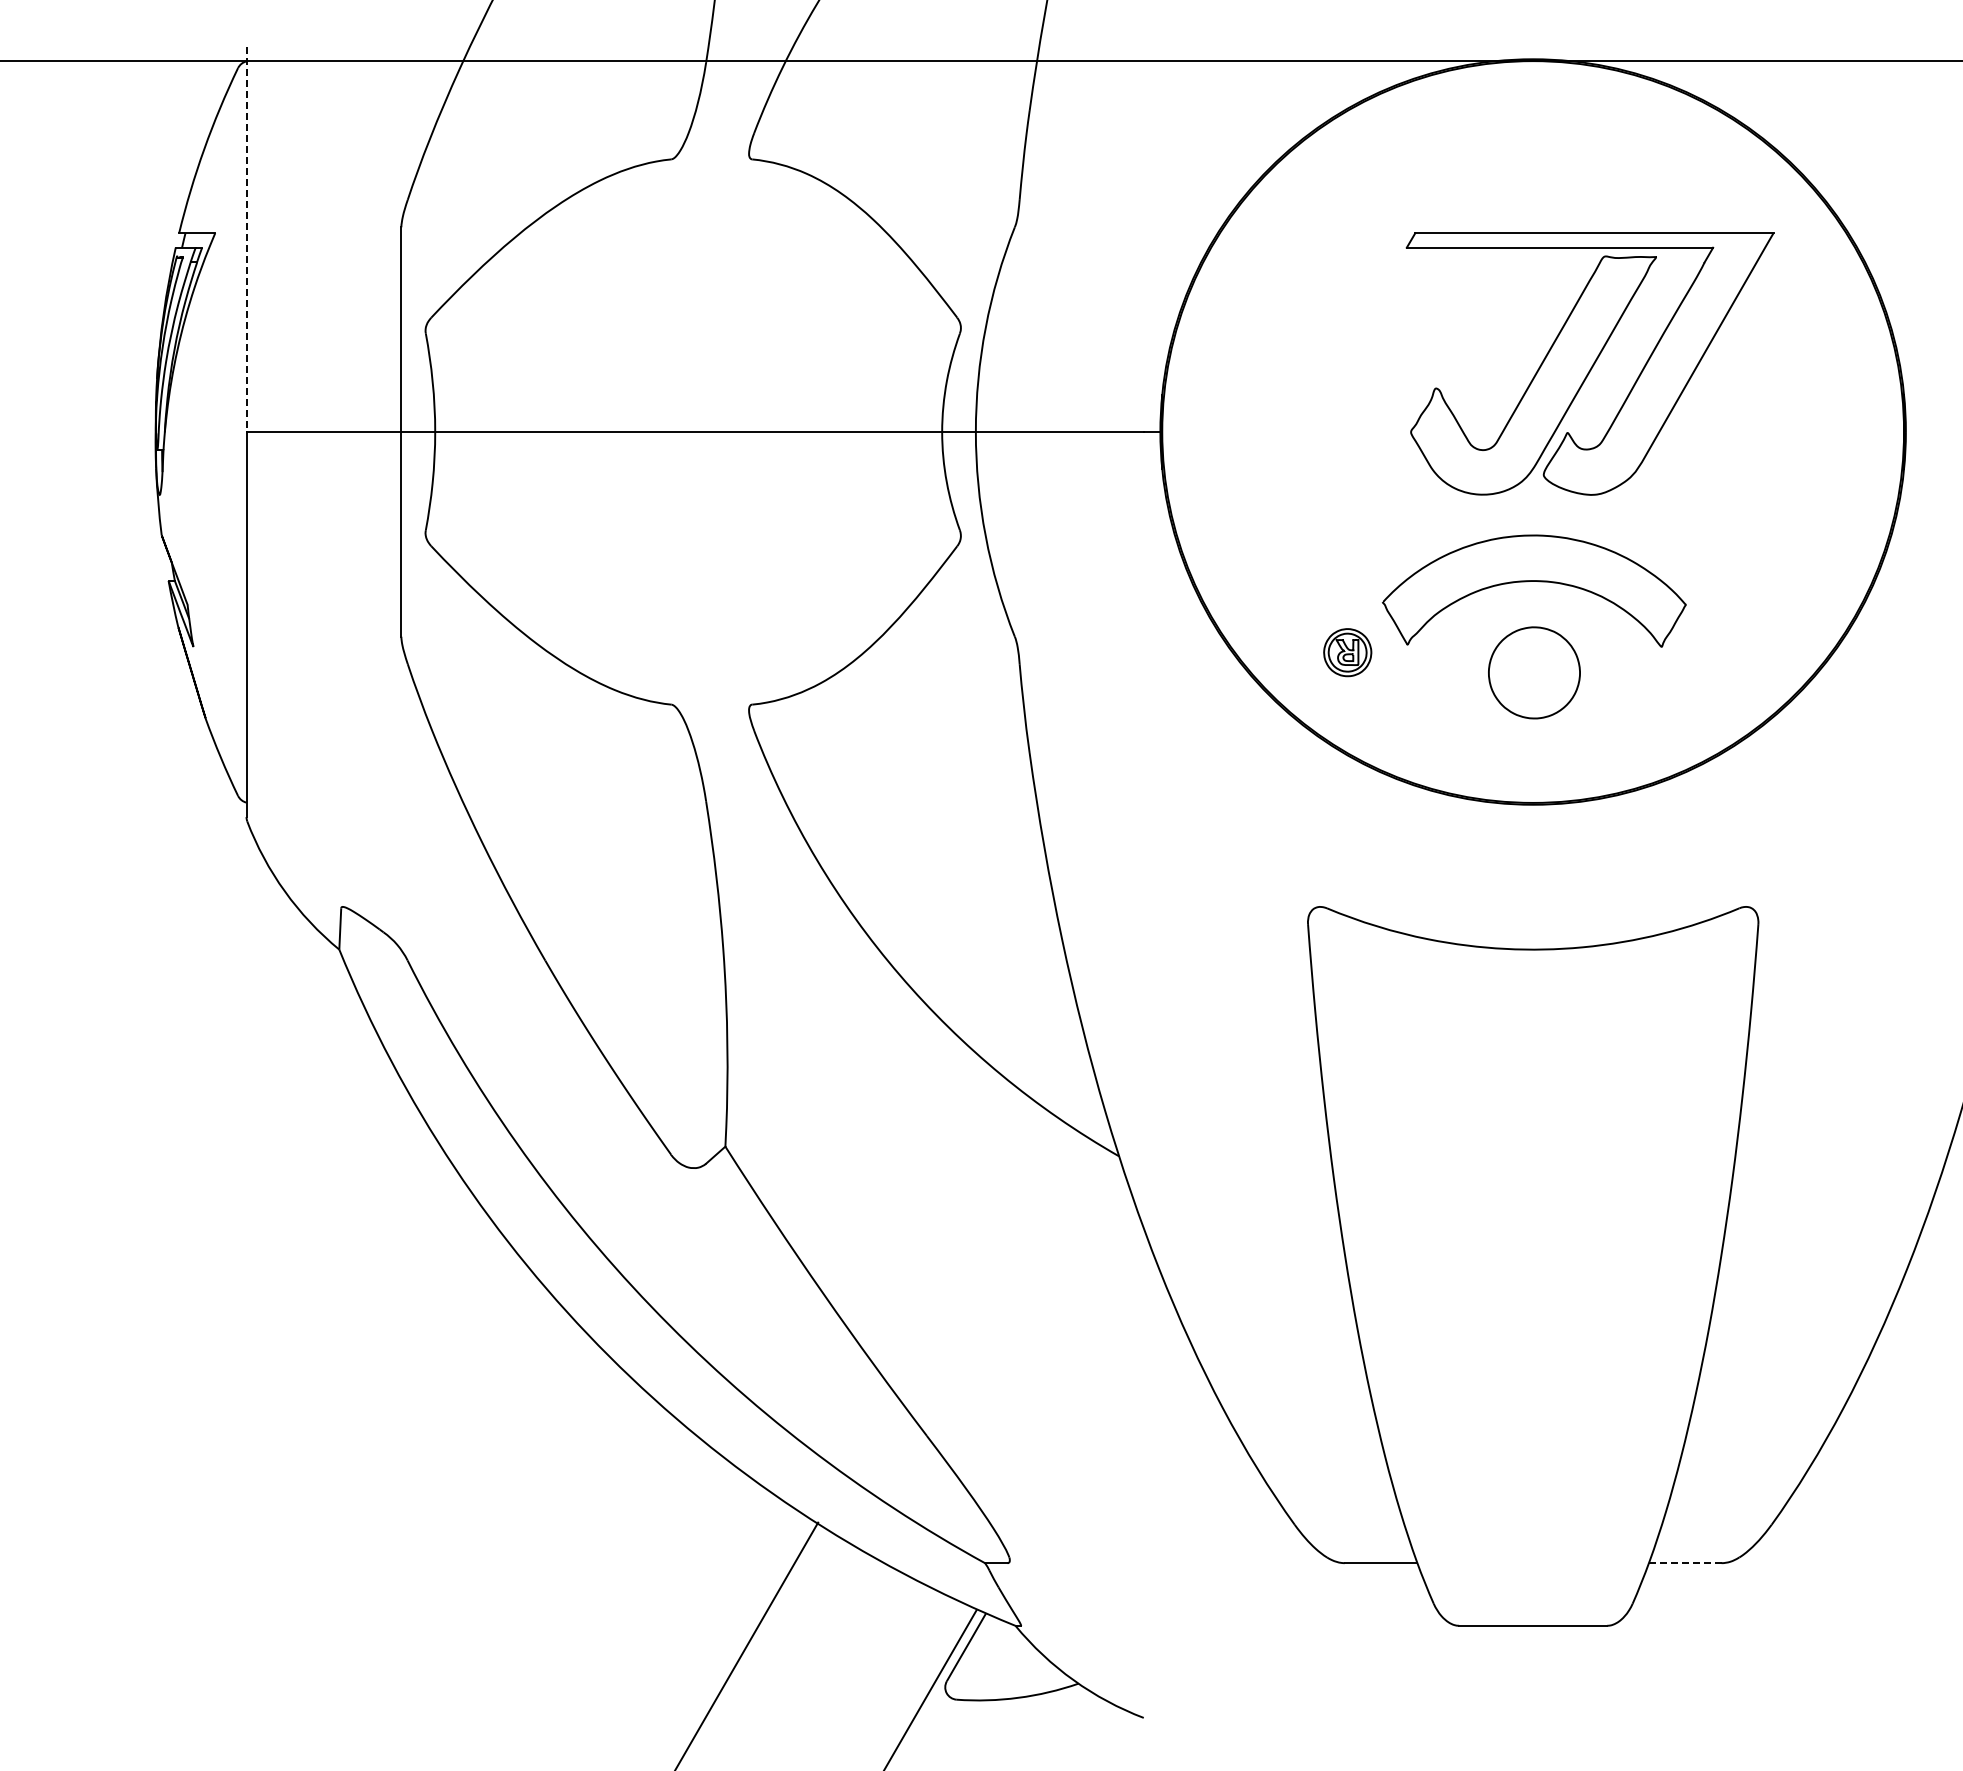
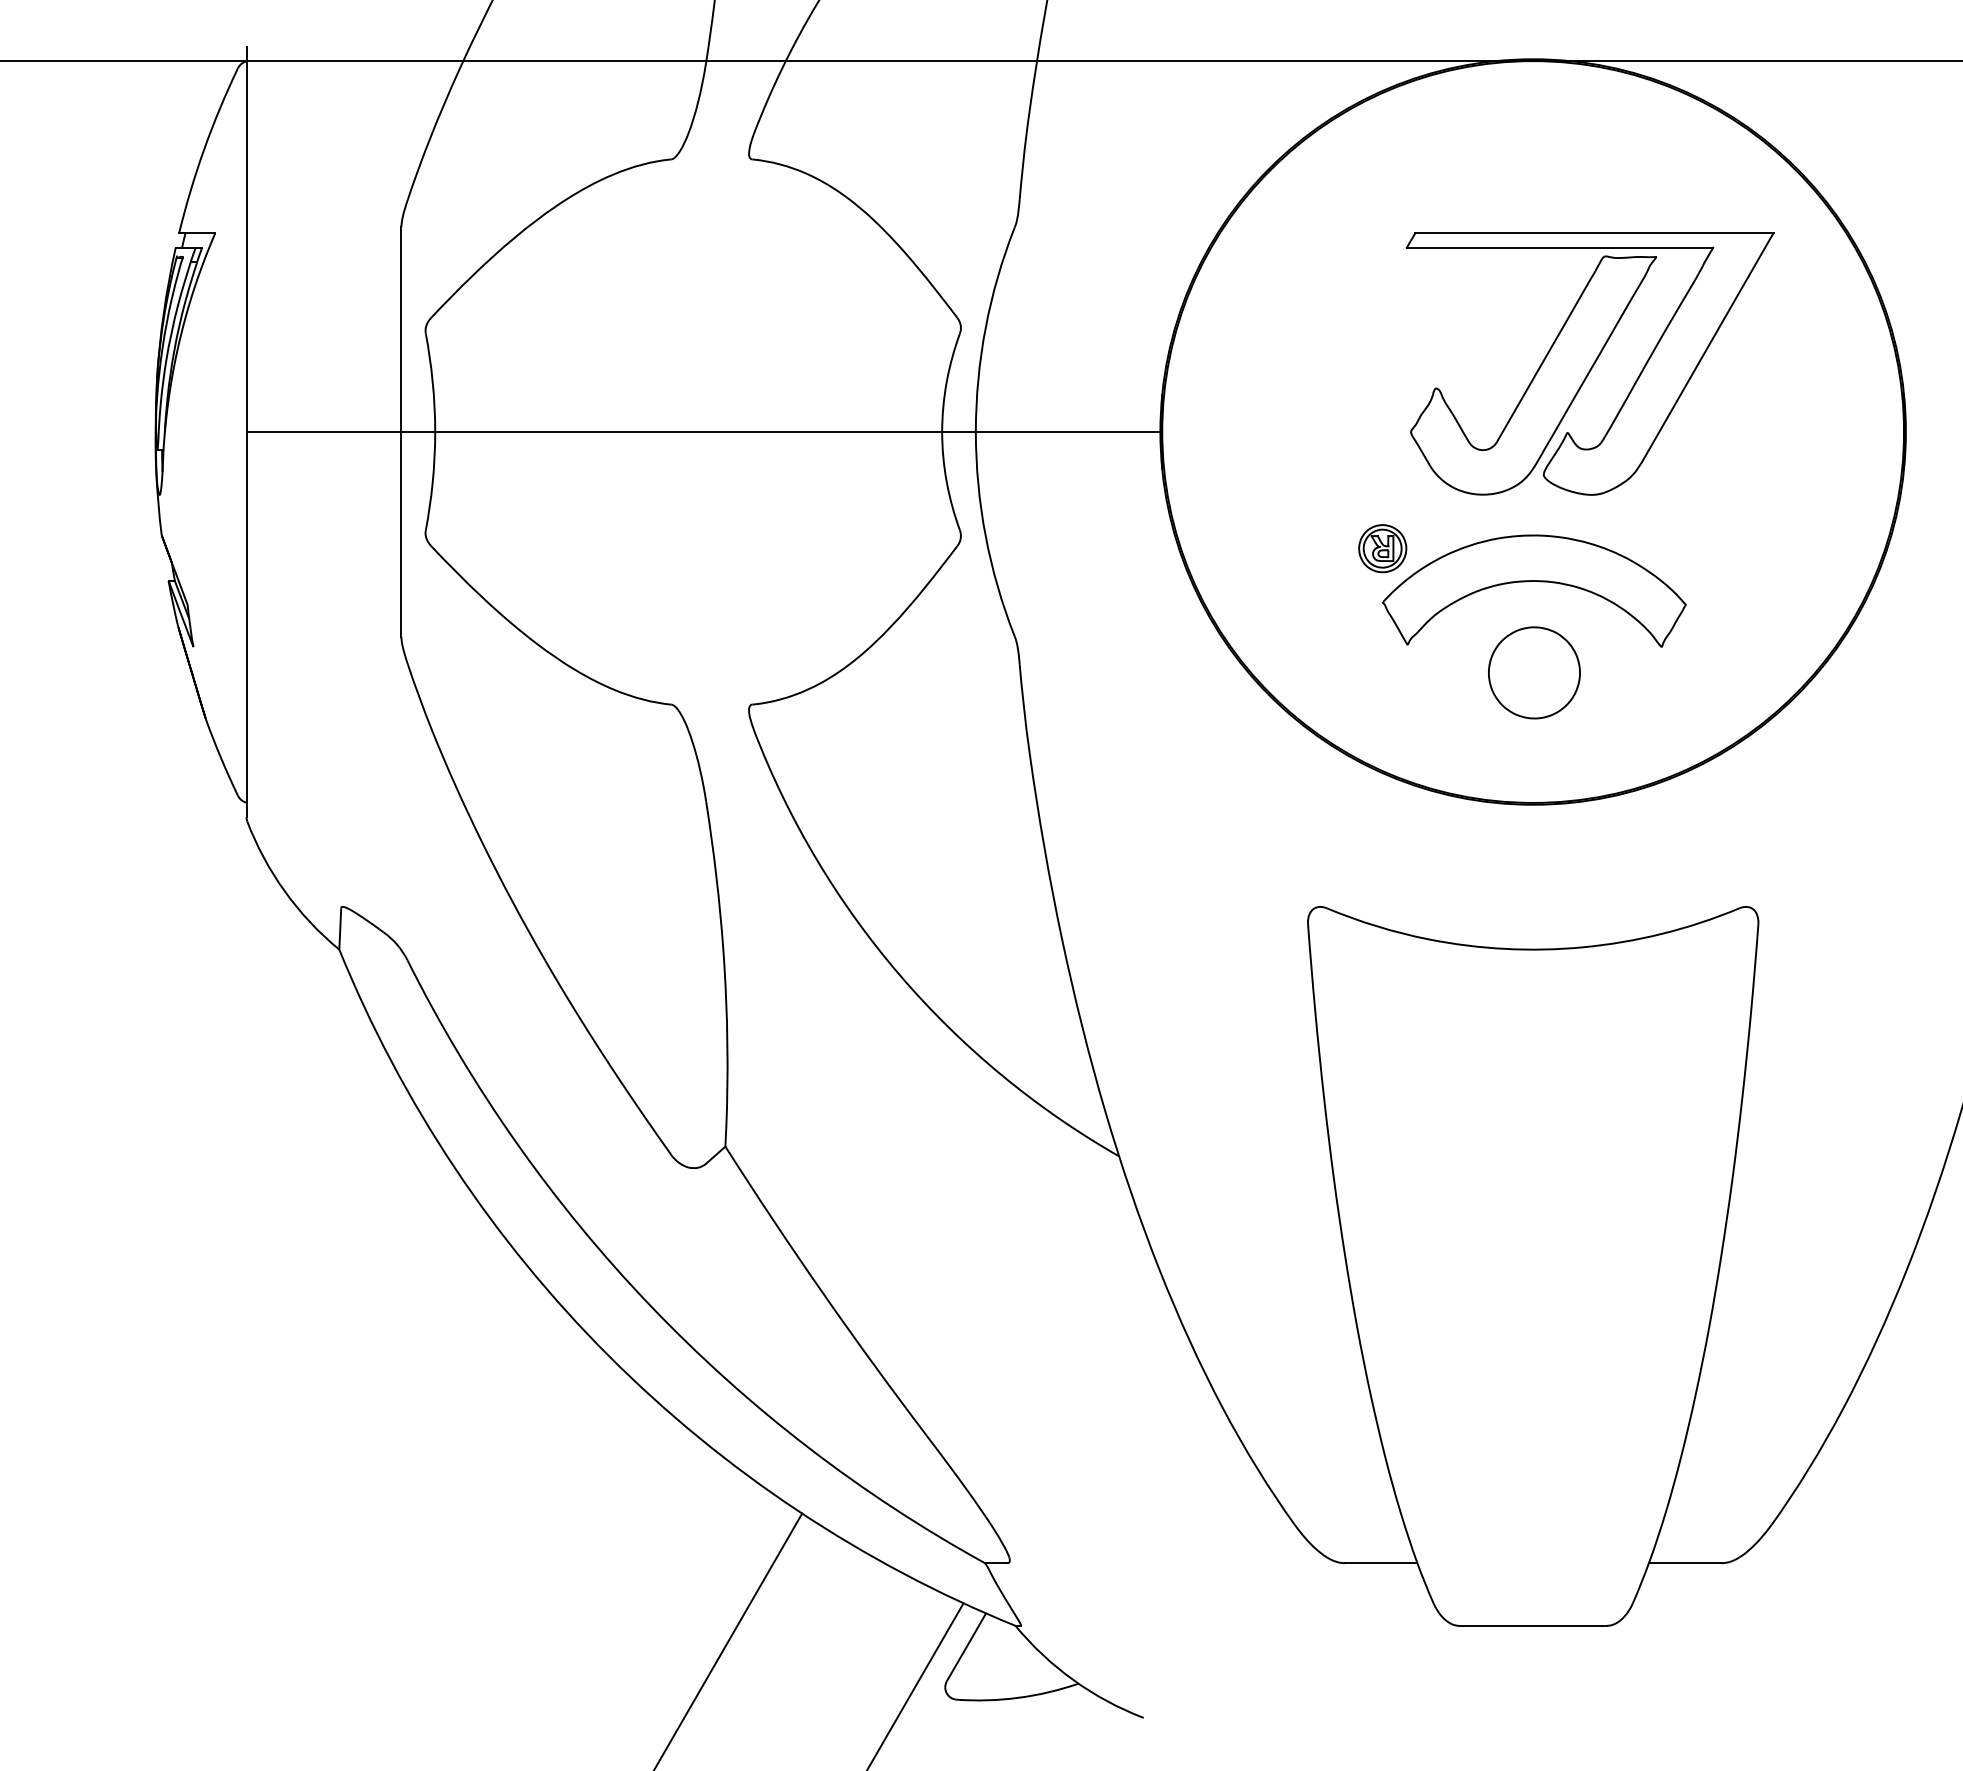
line: dashed -> solid (246, 239)
part position: (1347, 652) -> (1382, 548) (1382, 548)
line: dashed -> solid (1684, 1563)
line position: (747, 1644) -> (728, 1640) (728, 1640)
line position: (931, 1688) -> (915, 1685) (915, 1685)
